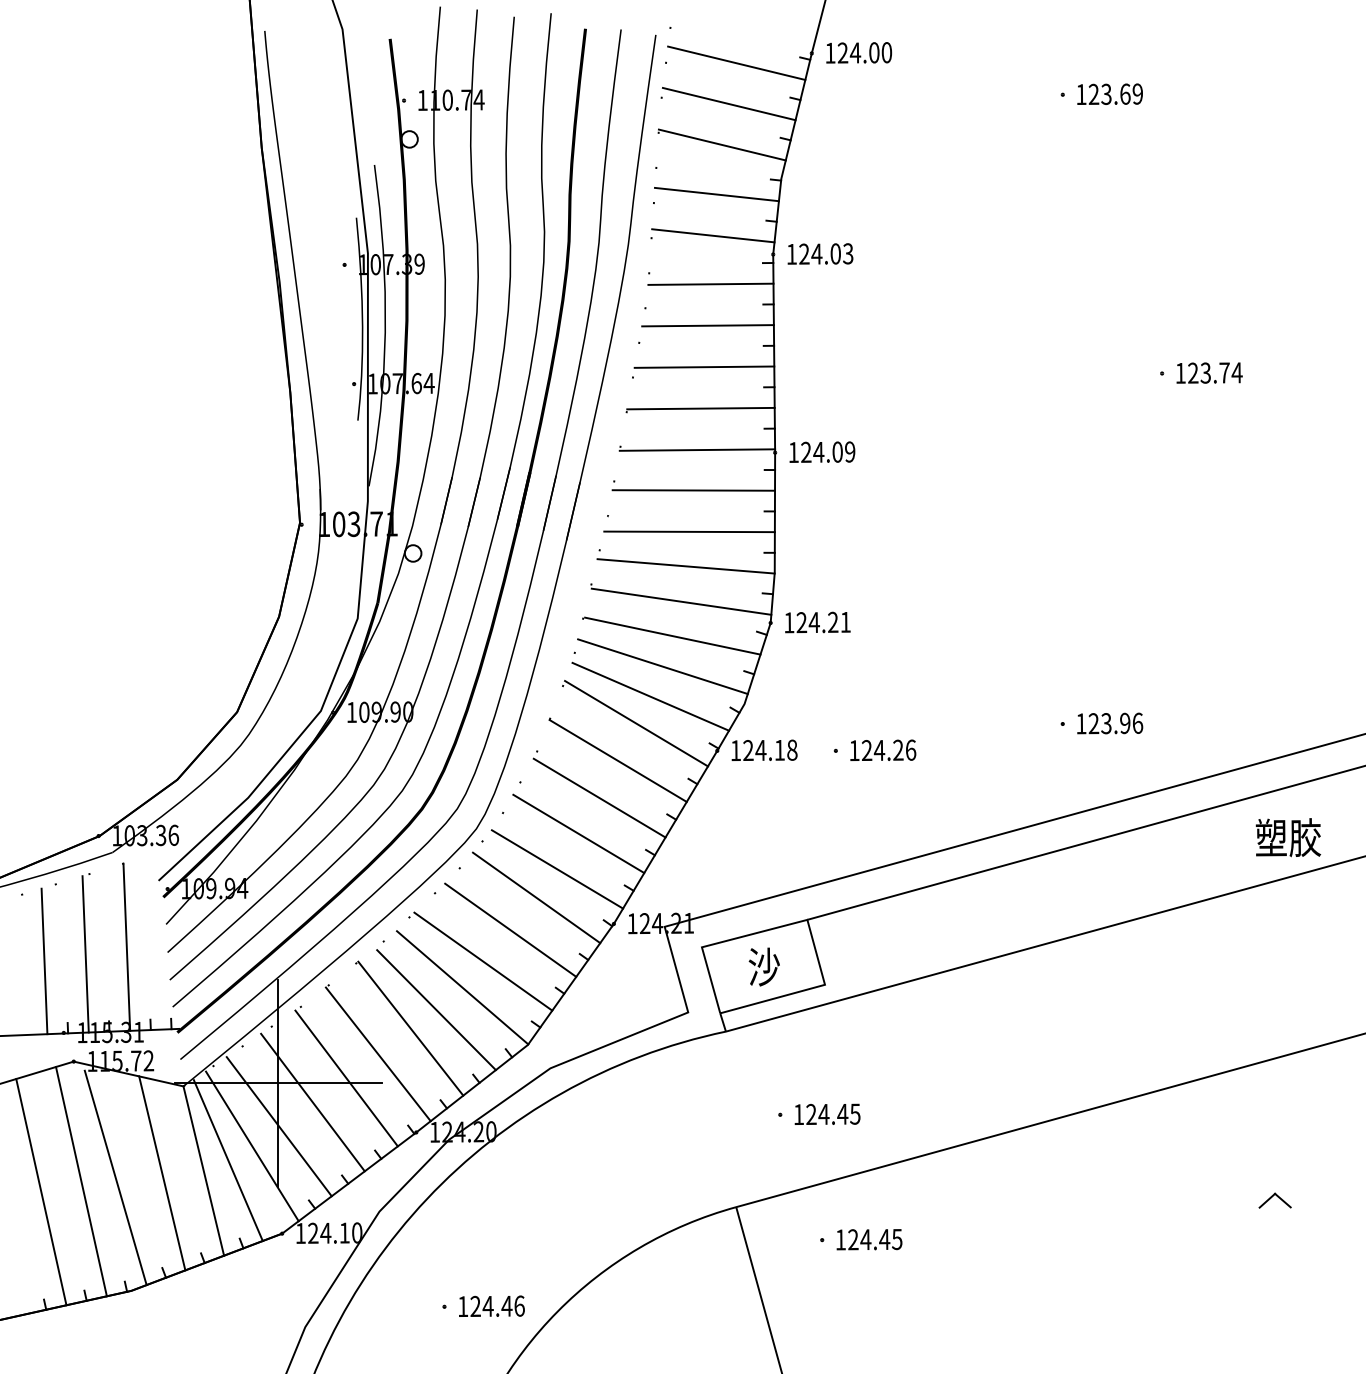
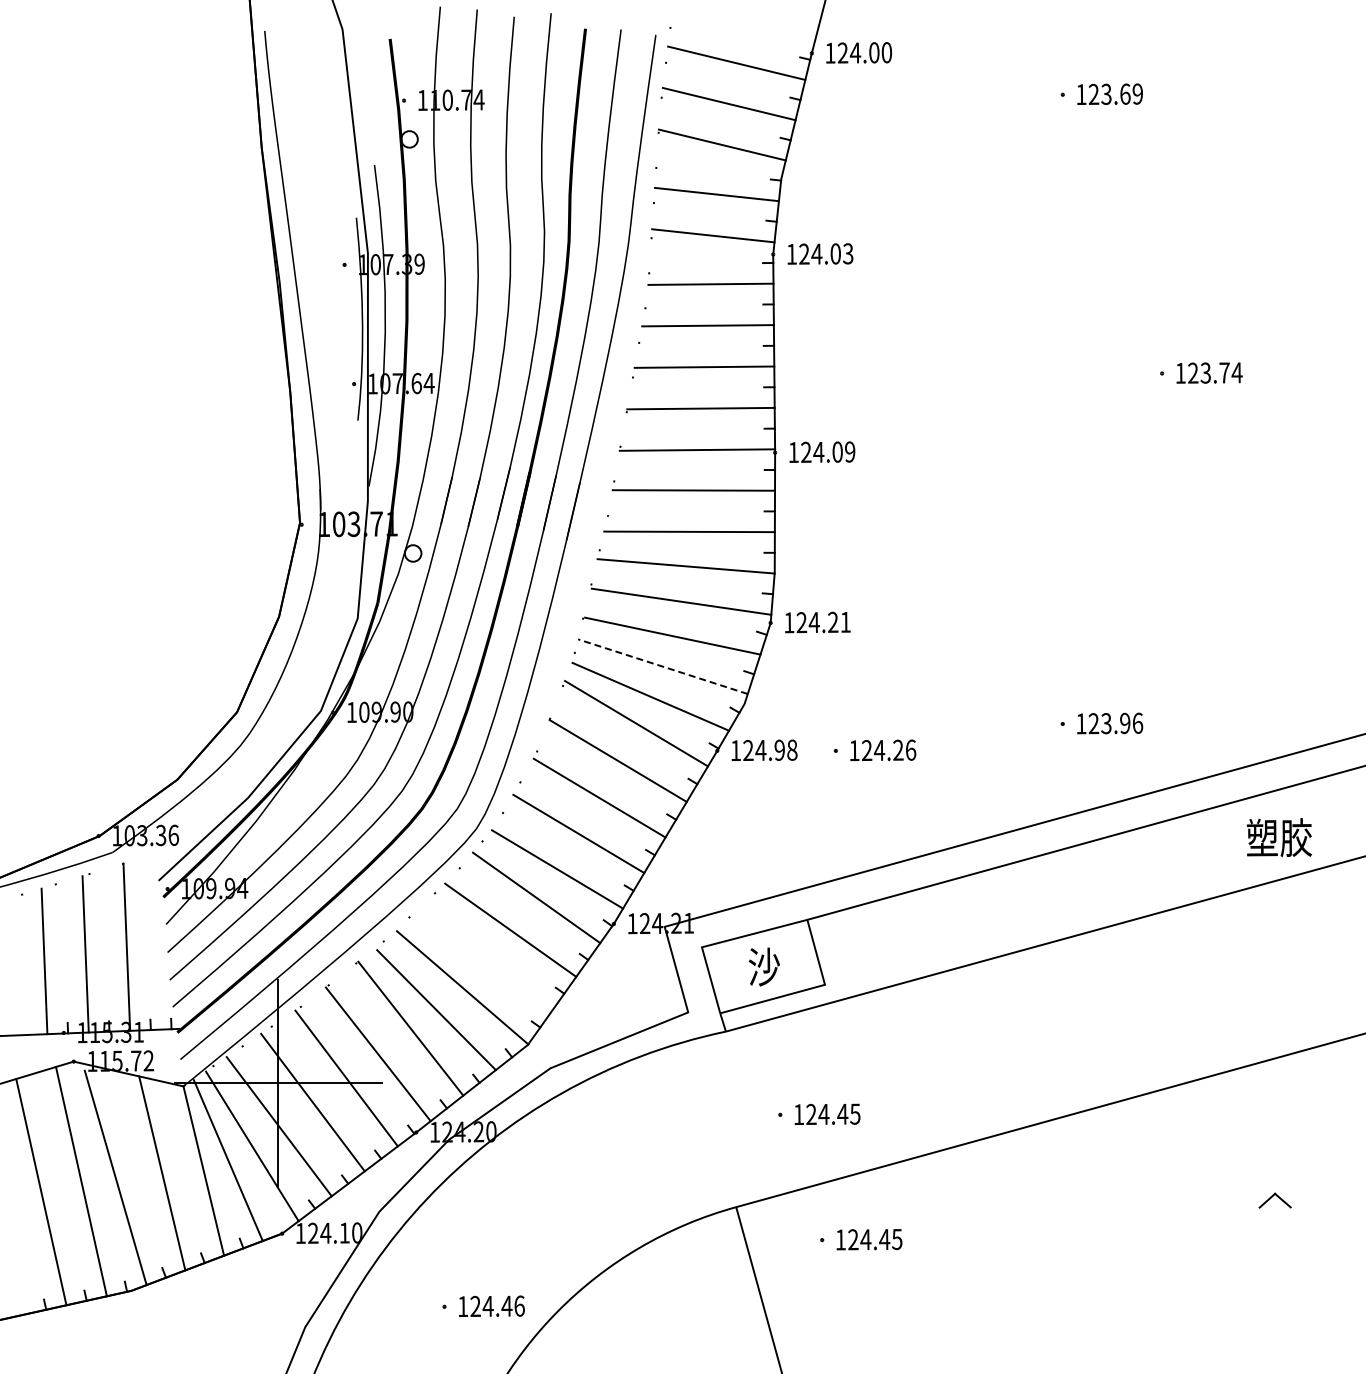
line: solid -> dashed (662, 666)
text: 124.18 -> 124.98 (779, 749)
text position: (1288, 837) -> (1279, 837) (1279, 837)
line: present -> none (483, 961)
